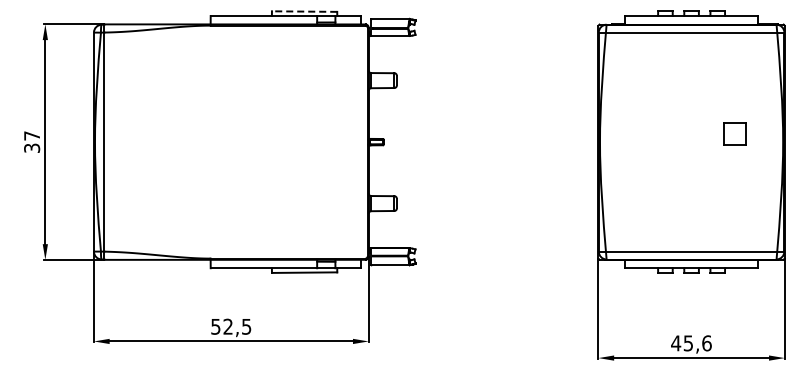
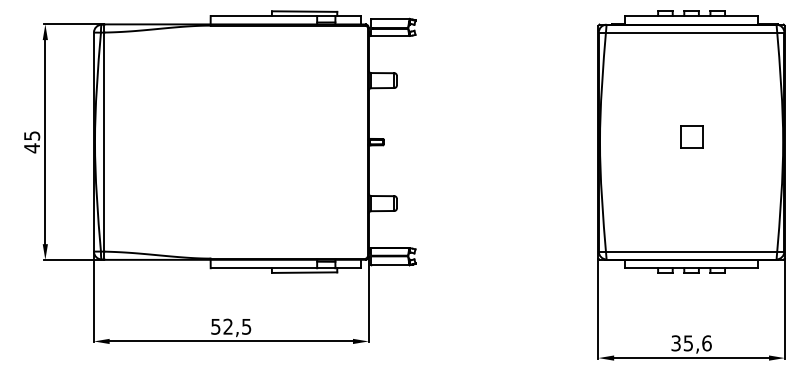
line: dashed -> solid (304, 11)
part position: (734, 133) -> (691, 136) (691, 136)
text: 37 -> 45 (32, 142)
text: 45,6 -> 35,6 (676, 343)
